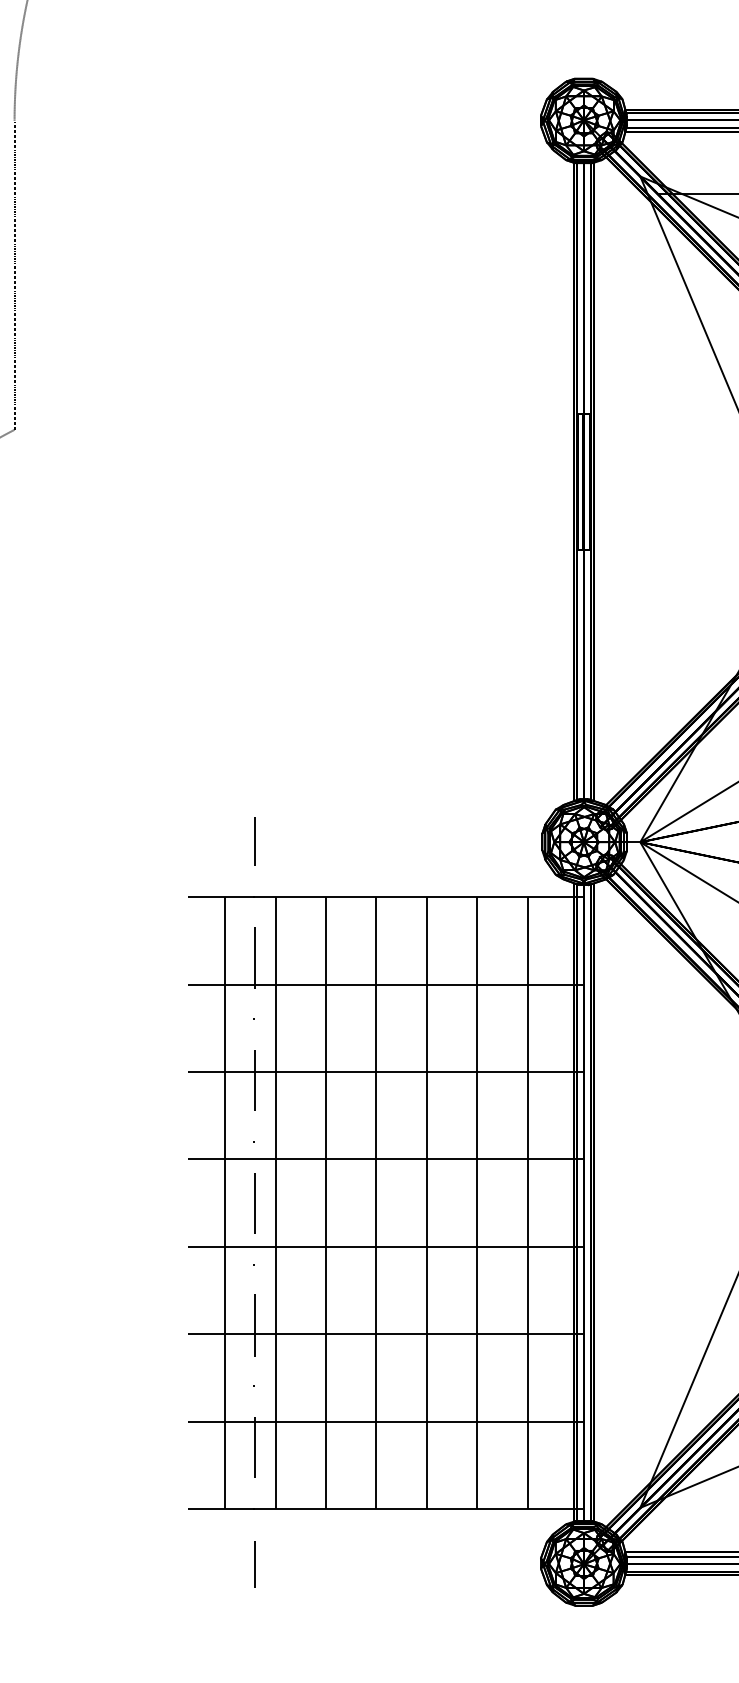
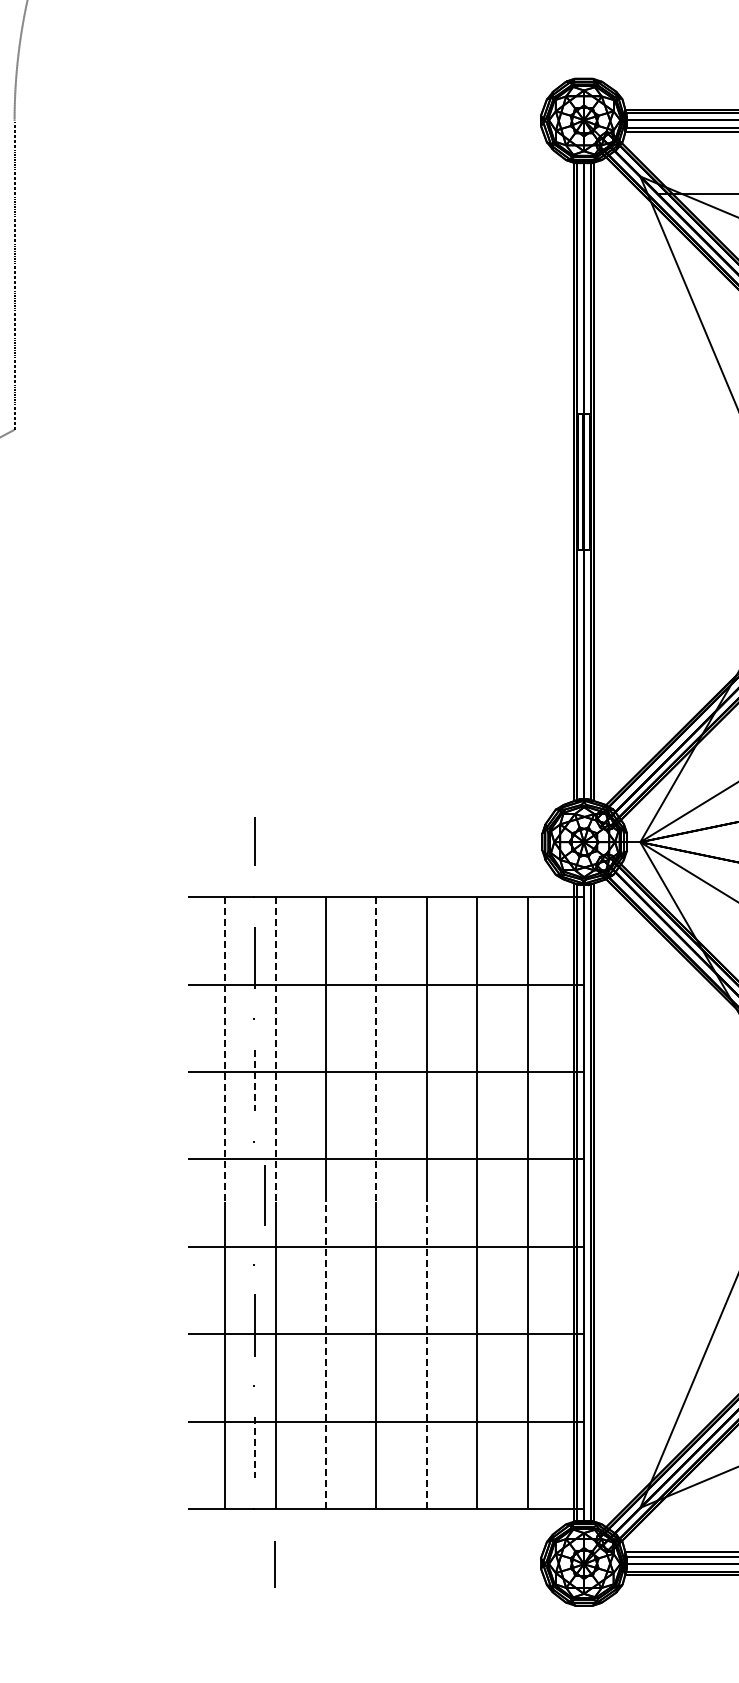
line: solid -> dashed (225, 1049)
line: solid -> dashed (275, 1049)
line: solid -> dashed (376, 1049)
line: solid -> dashed (254, 1080)
line position: (254, 1203) -> (264, 1195) (264, 1195)
line: solid -> dashed (326, 1355)
line: solid -> dashed (426, 1355)
line: solid -> dashed (254, 1448)
line position: (254, 1564) -> (274, 1564) (274, 1564)
